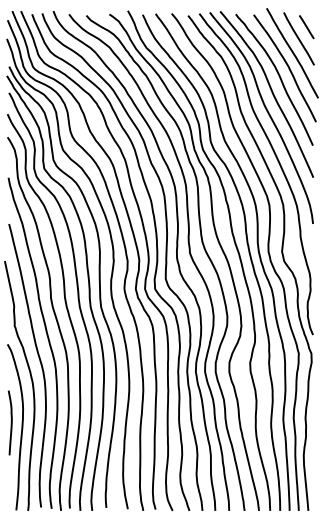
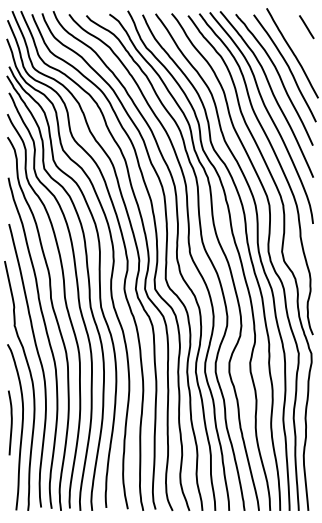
line: present -> none (298, 38)
